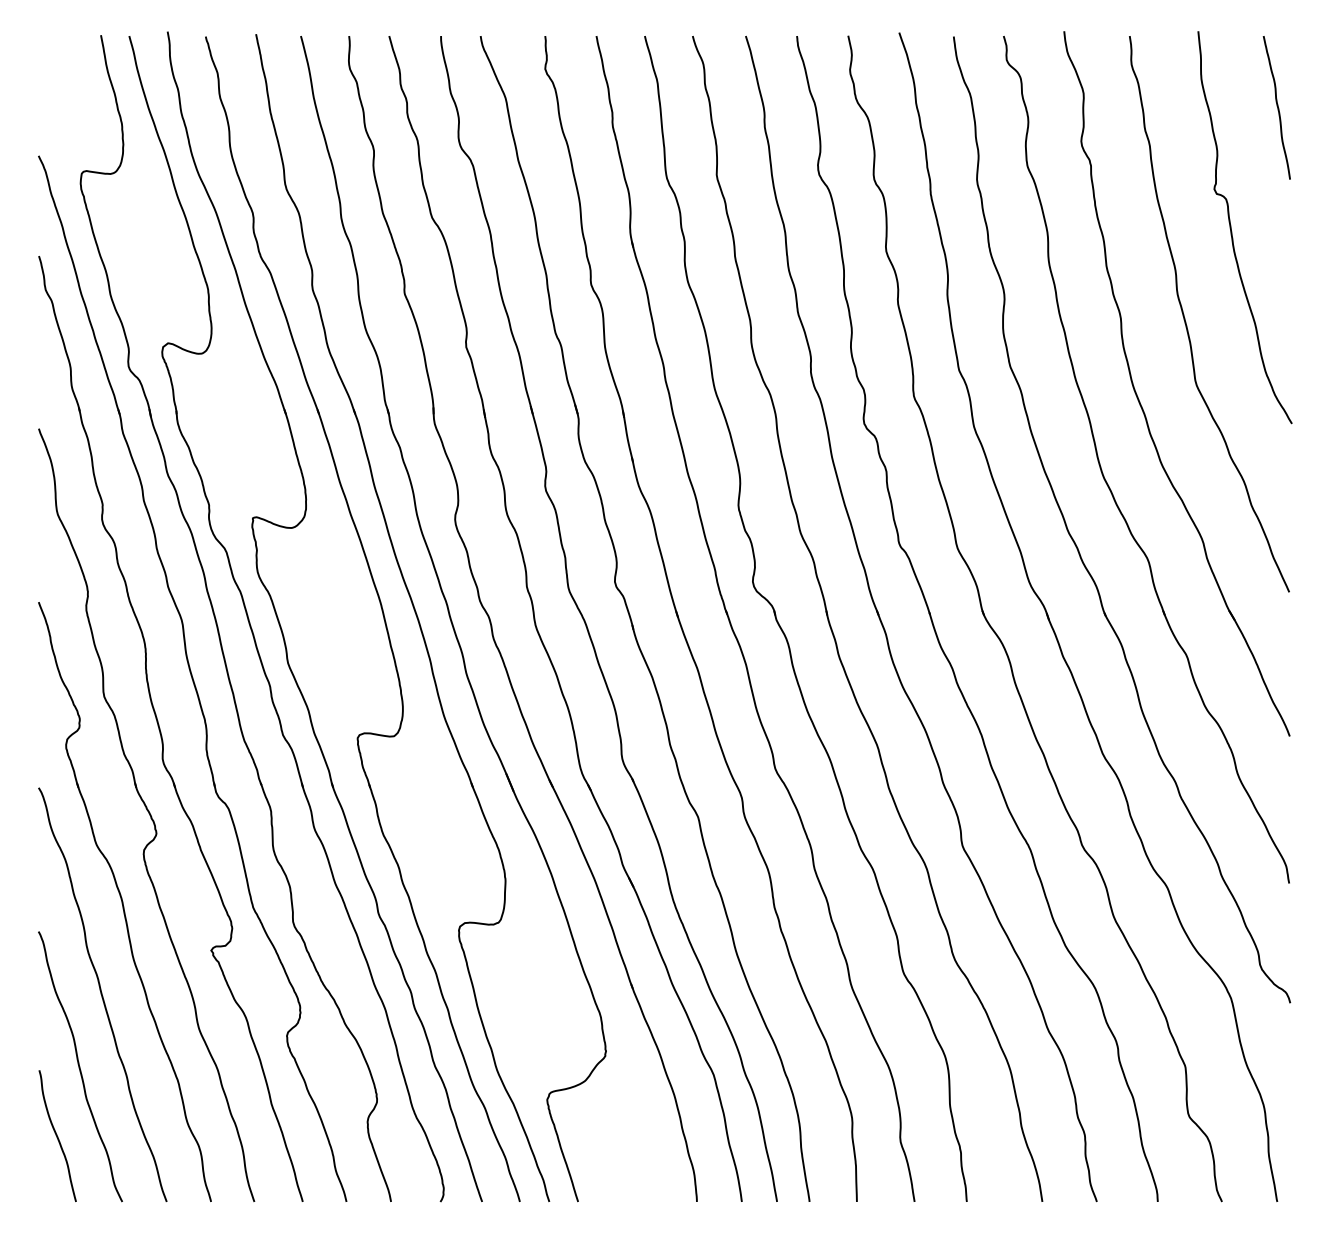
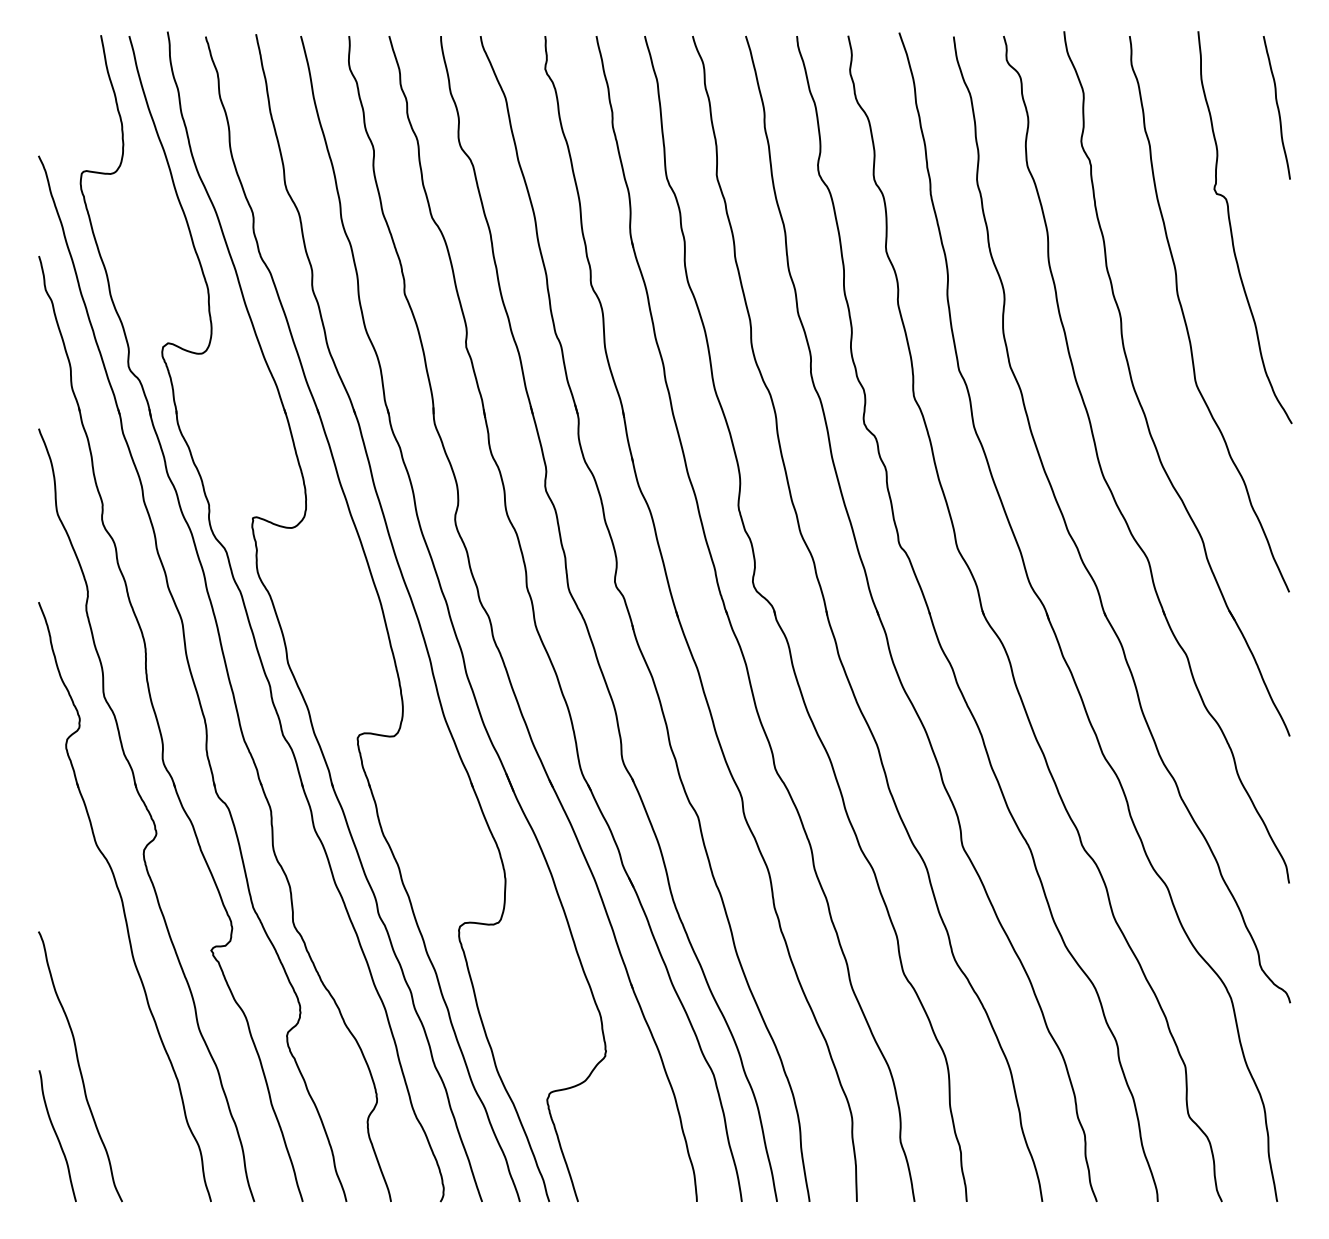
curve: present -> none (102, 994)
